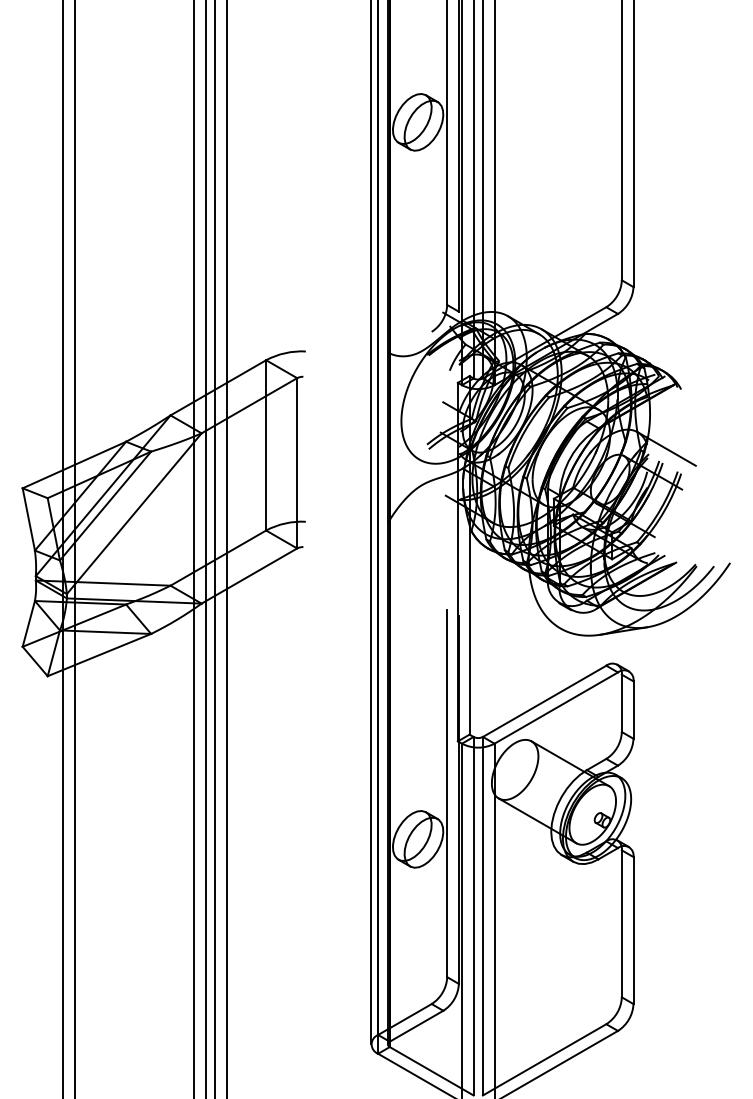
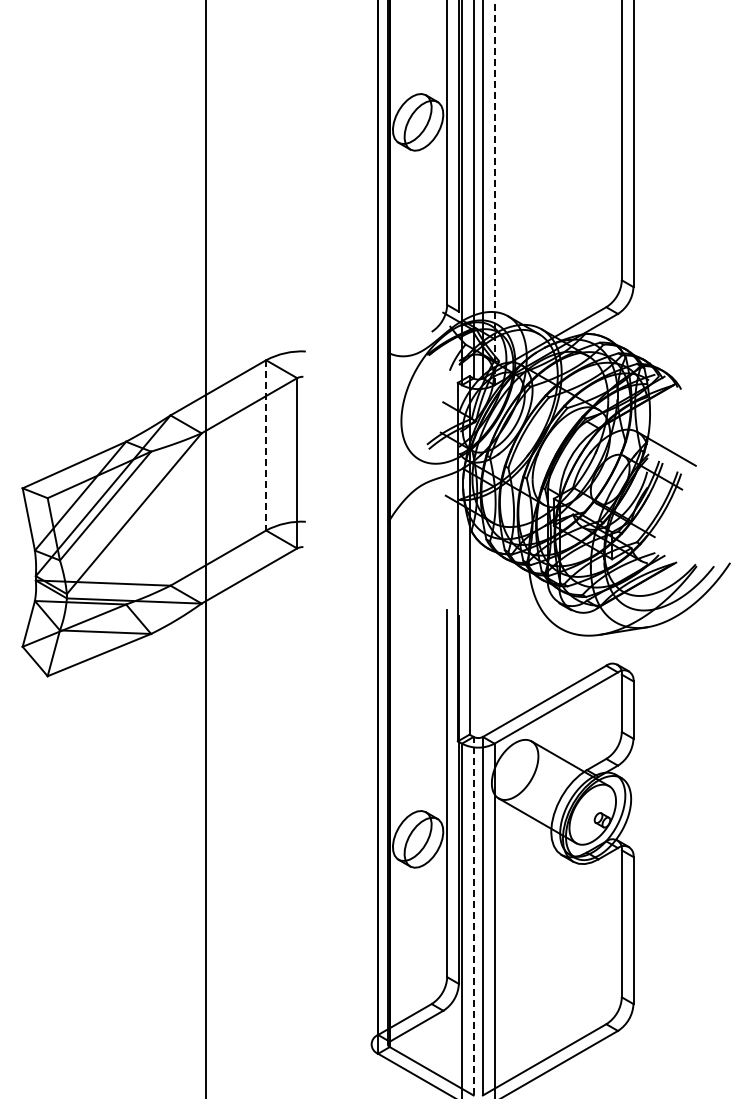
line: solid -> dashed (494, 192)
line: solid -> dashed (266, 445)
line: present -> none (371, 523)
line: present -> none (63, 548)
line: present -> none (74, 548)
line: present -> none (194, 548)
line: present -> none (215, 548)
line: present -> none (226, 548)
line: solid -> dashed (473, 915)
